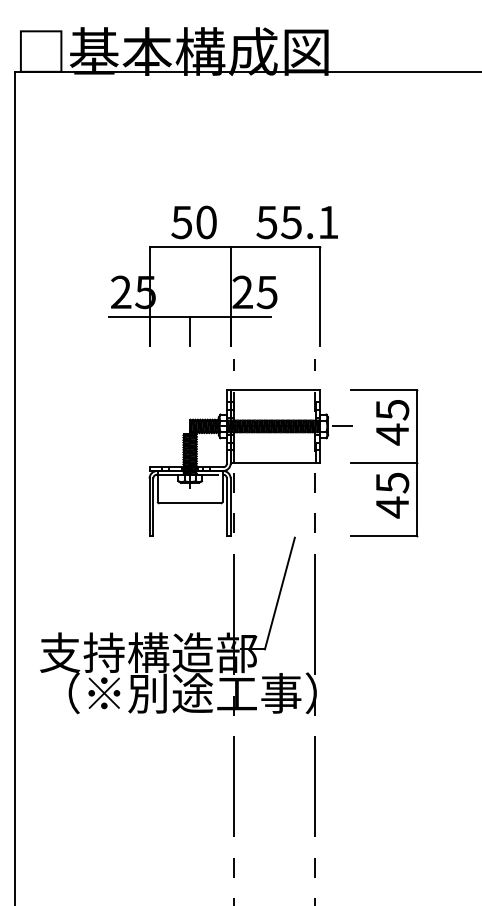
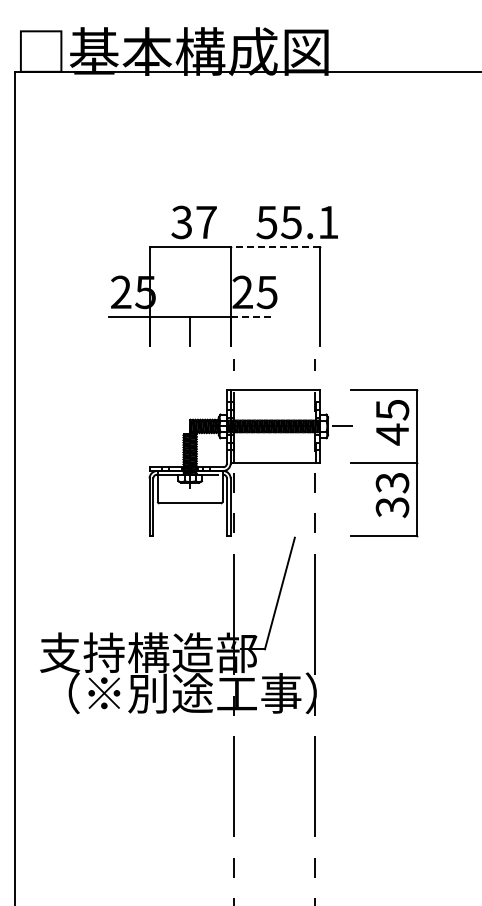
text: 50 -> 37 (193, 222)
line: solid -> dashed (275, 246)
line: solid -> dashed (251, 316)
text: 45 -> 33 (392, 495)
